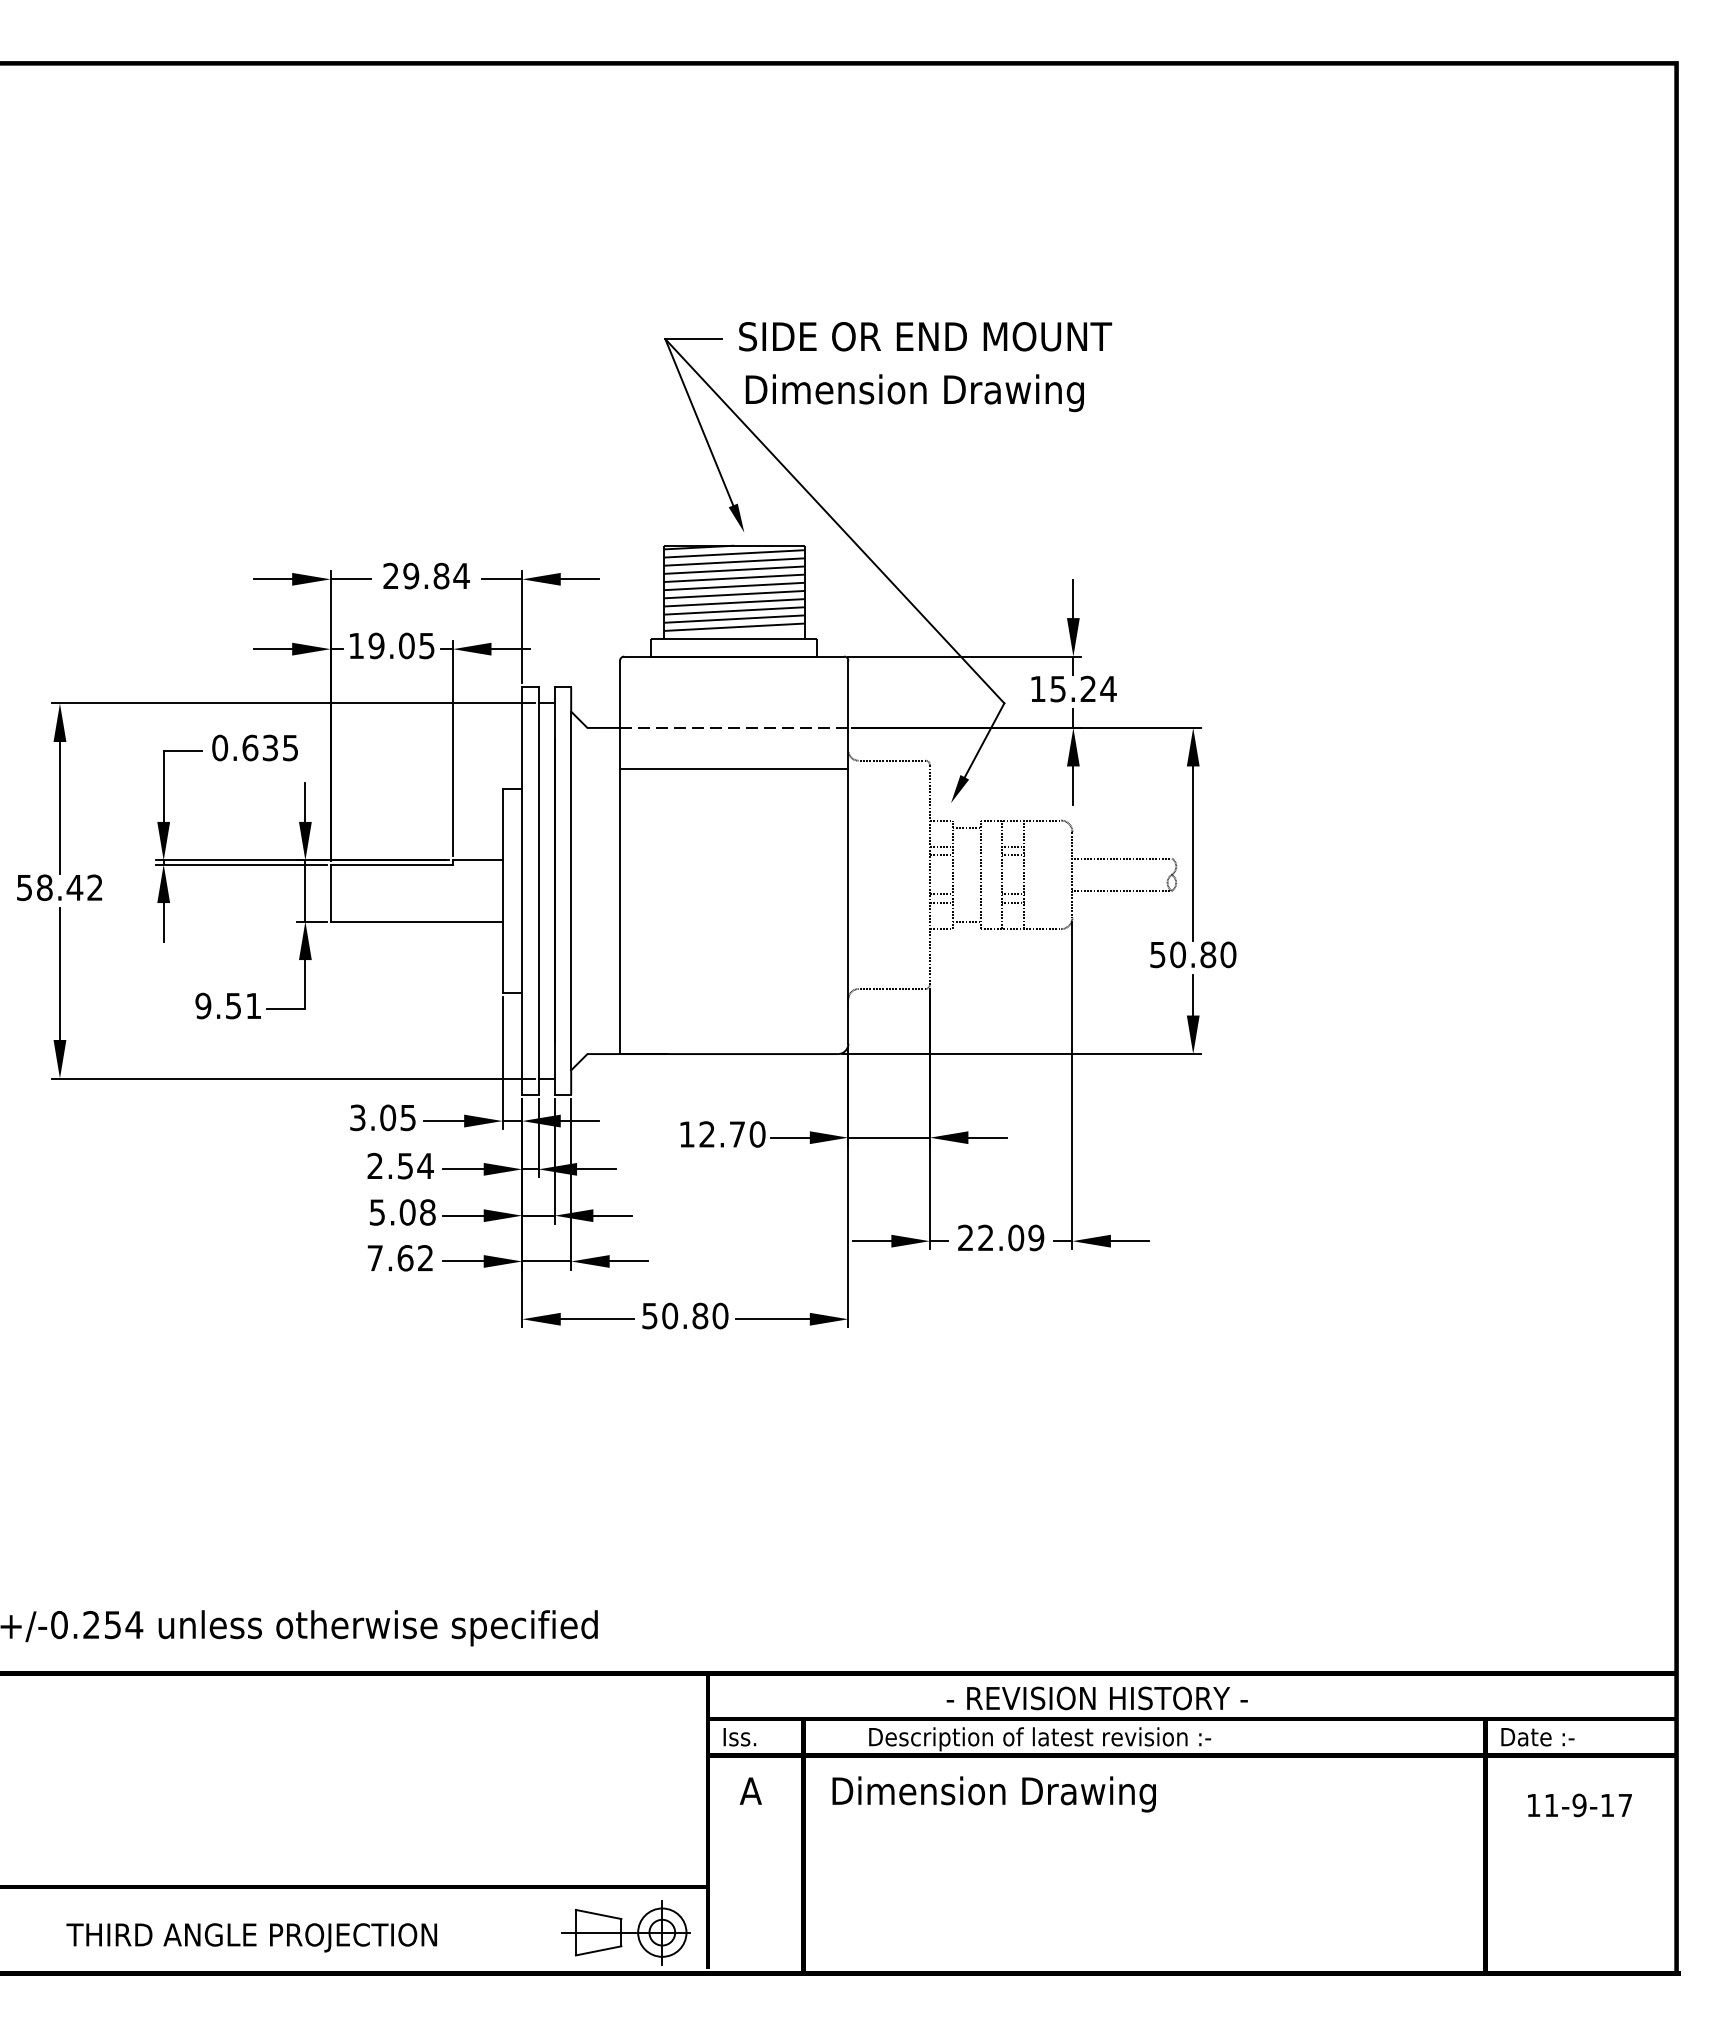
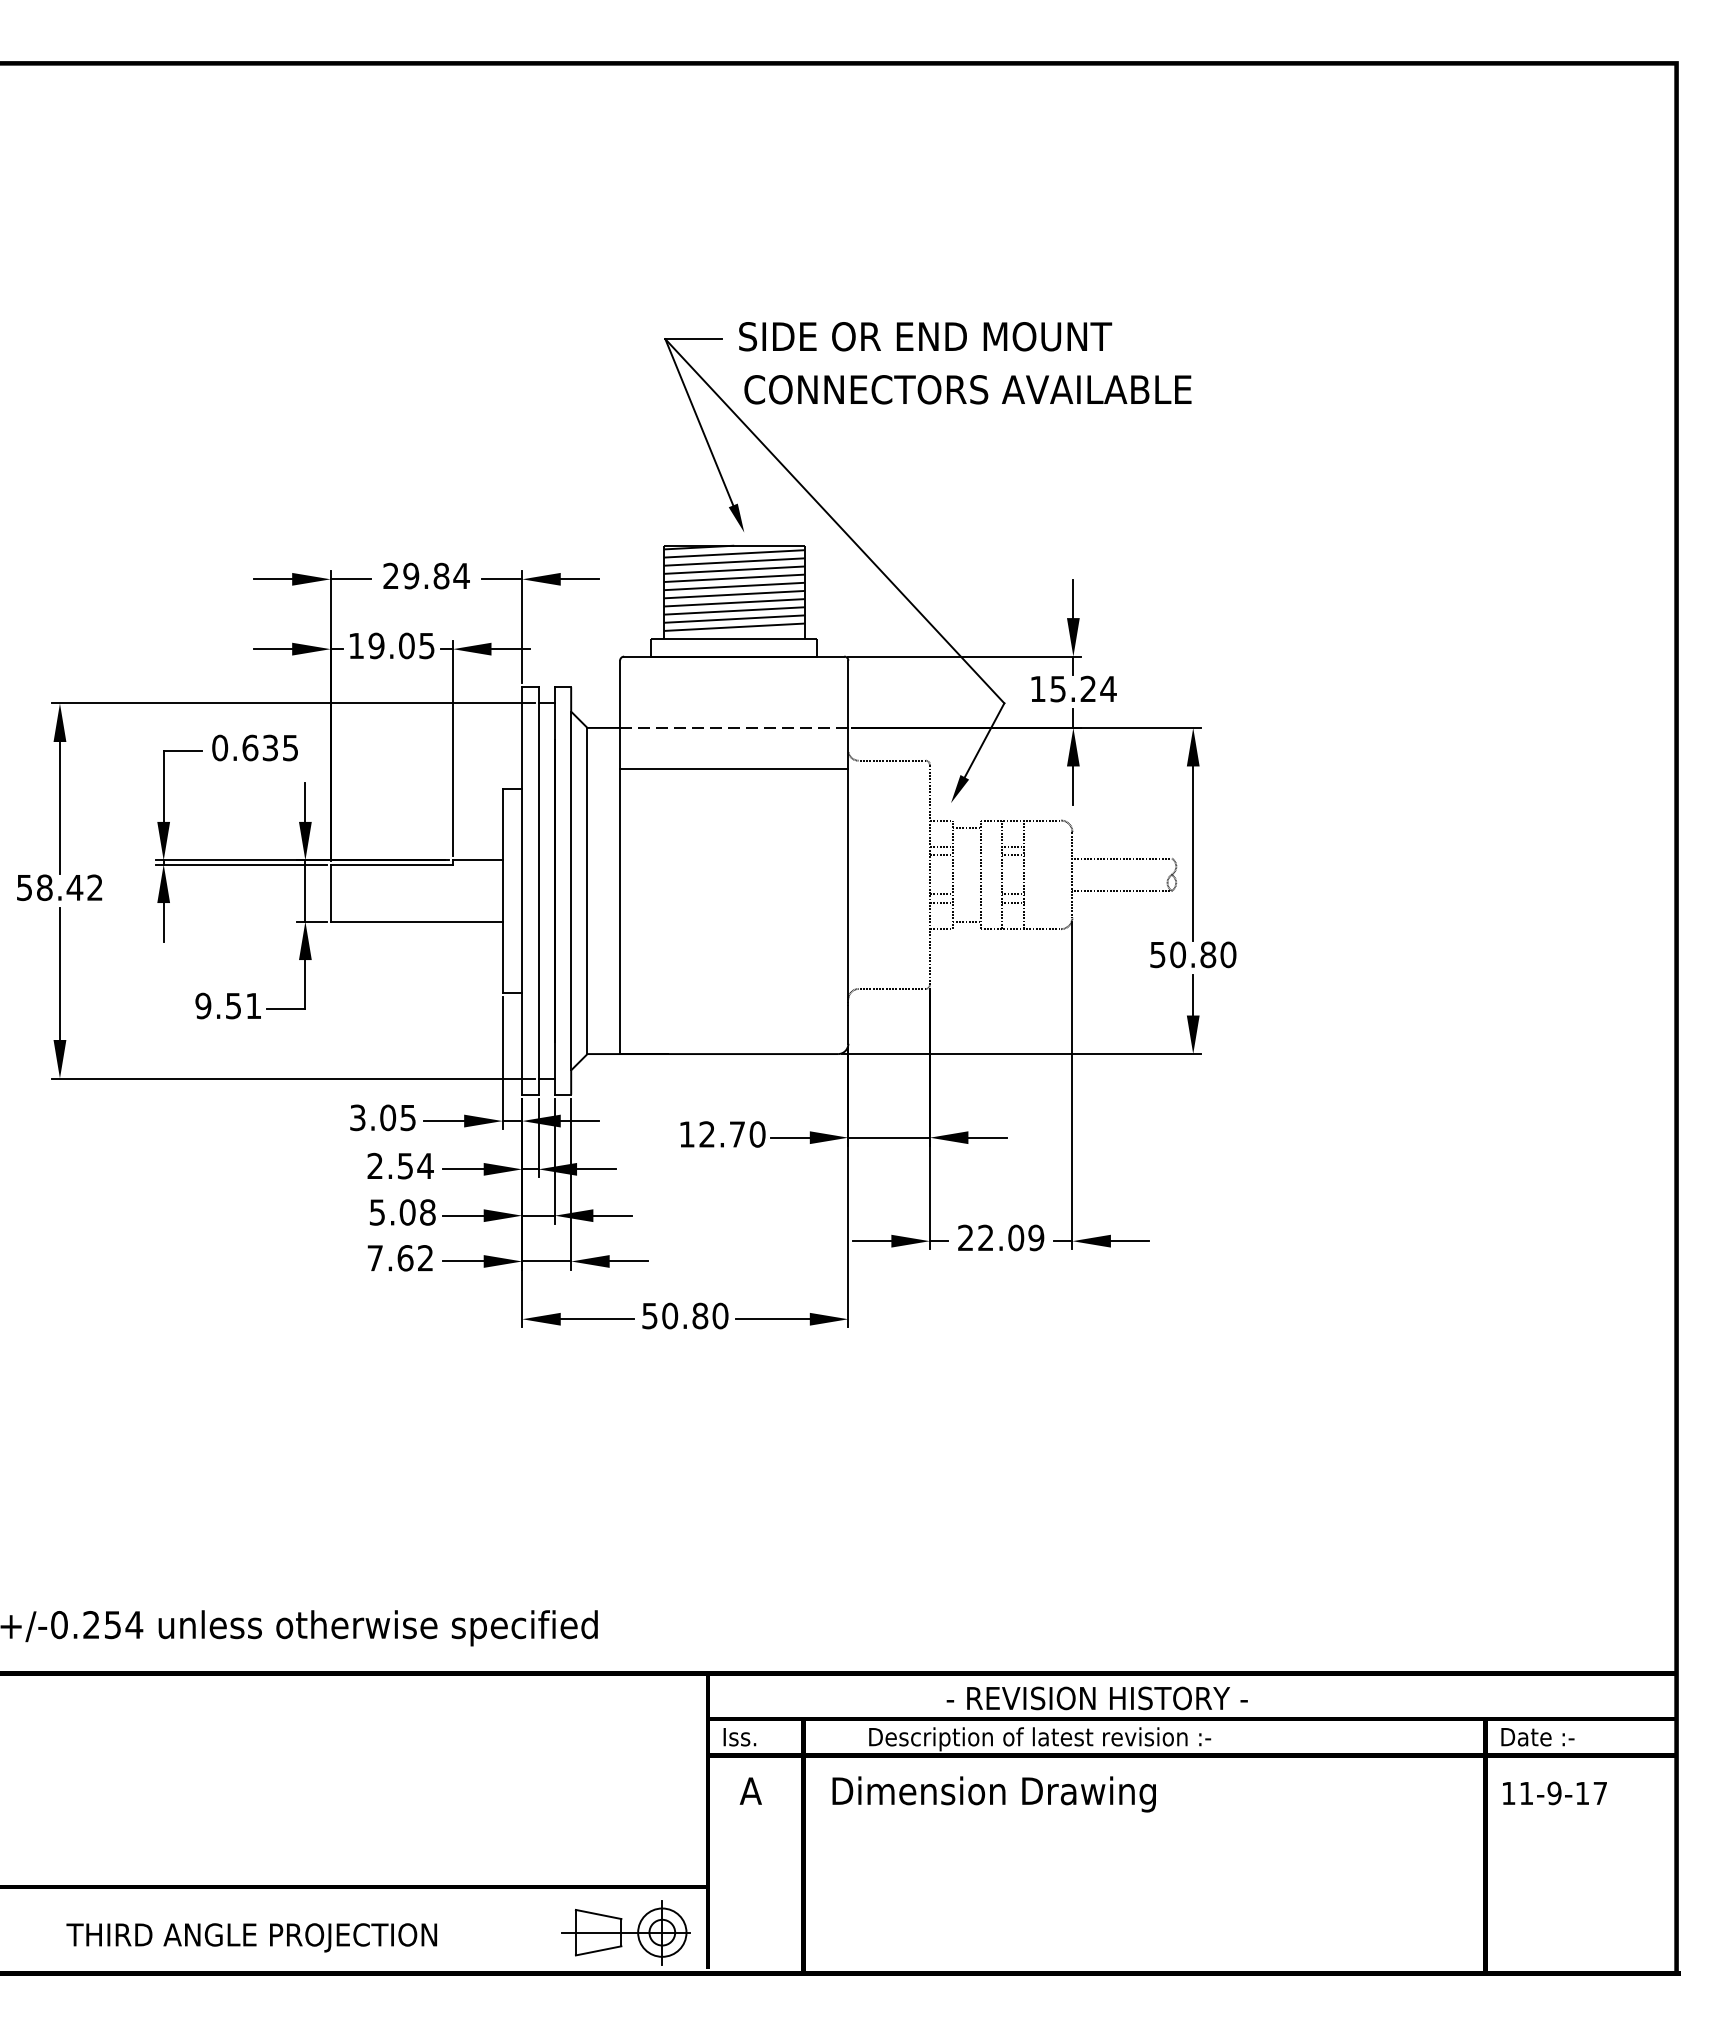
text: Dimension Drawing -> CONNECTORS AVAILABLE (967, 393)
line: none -> present (587, 890)
text position: (1579, 1805) -> (1554, 1793) (1554, 1793)
